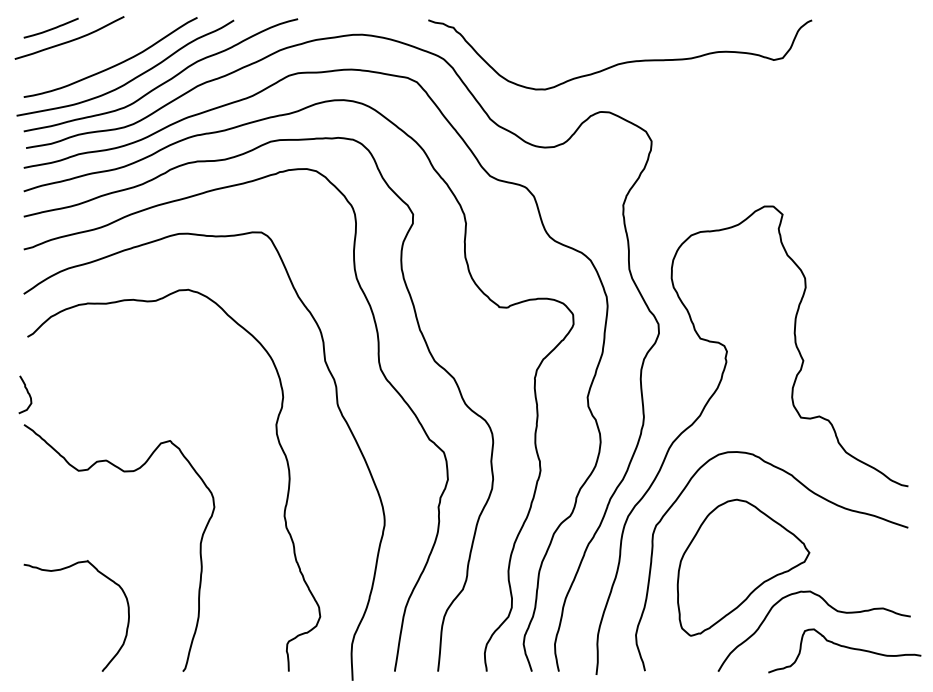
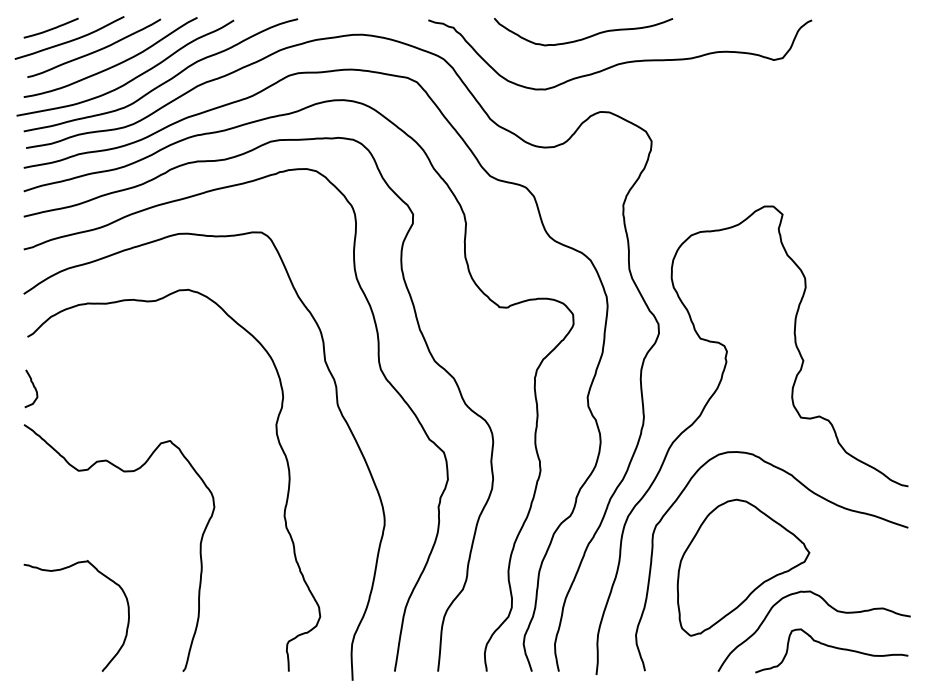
curve: none -> present (584, 37)
curve: none -> present (95, 50)
curve position: (27, 393) -> (33, 387) (33, 387)
curve position: (844, 647) -> (831, 647) (831, 647)
